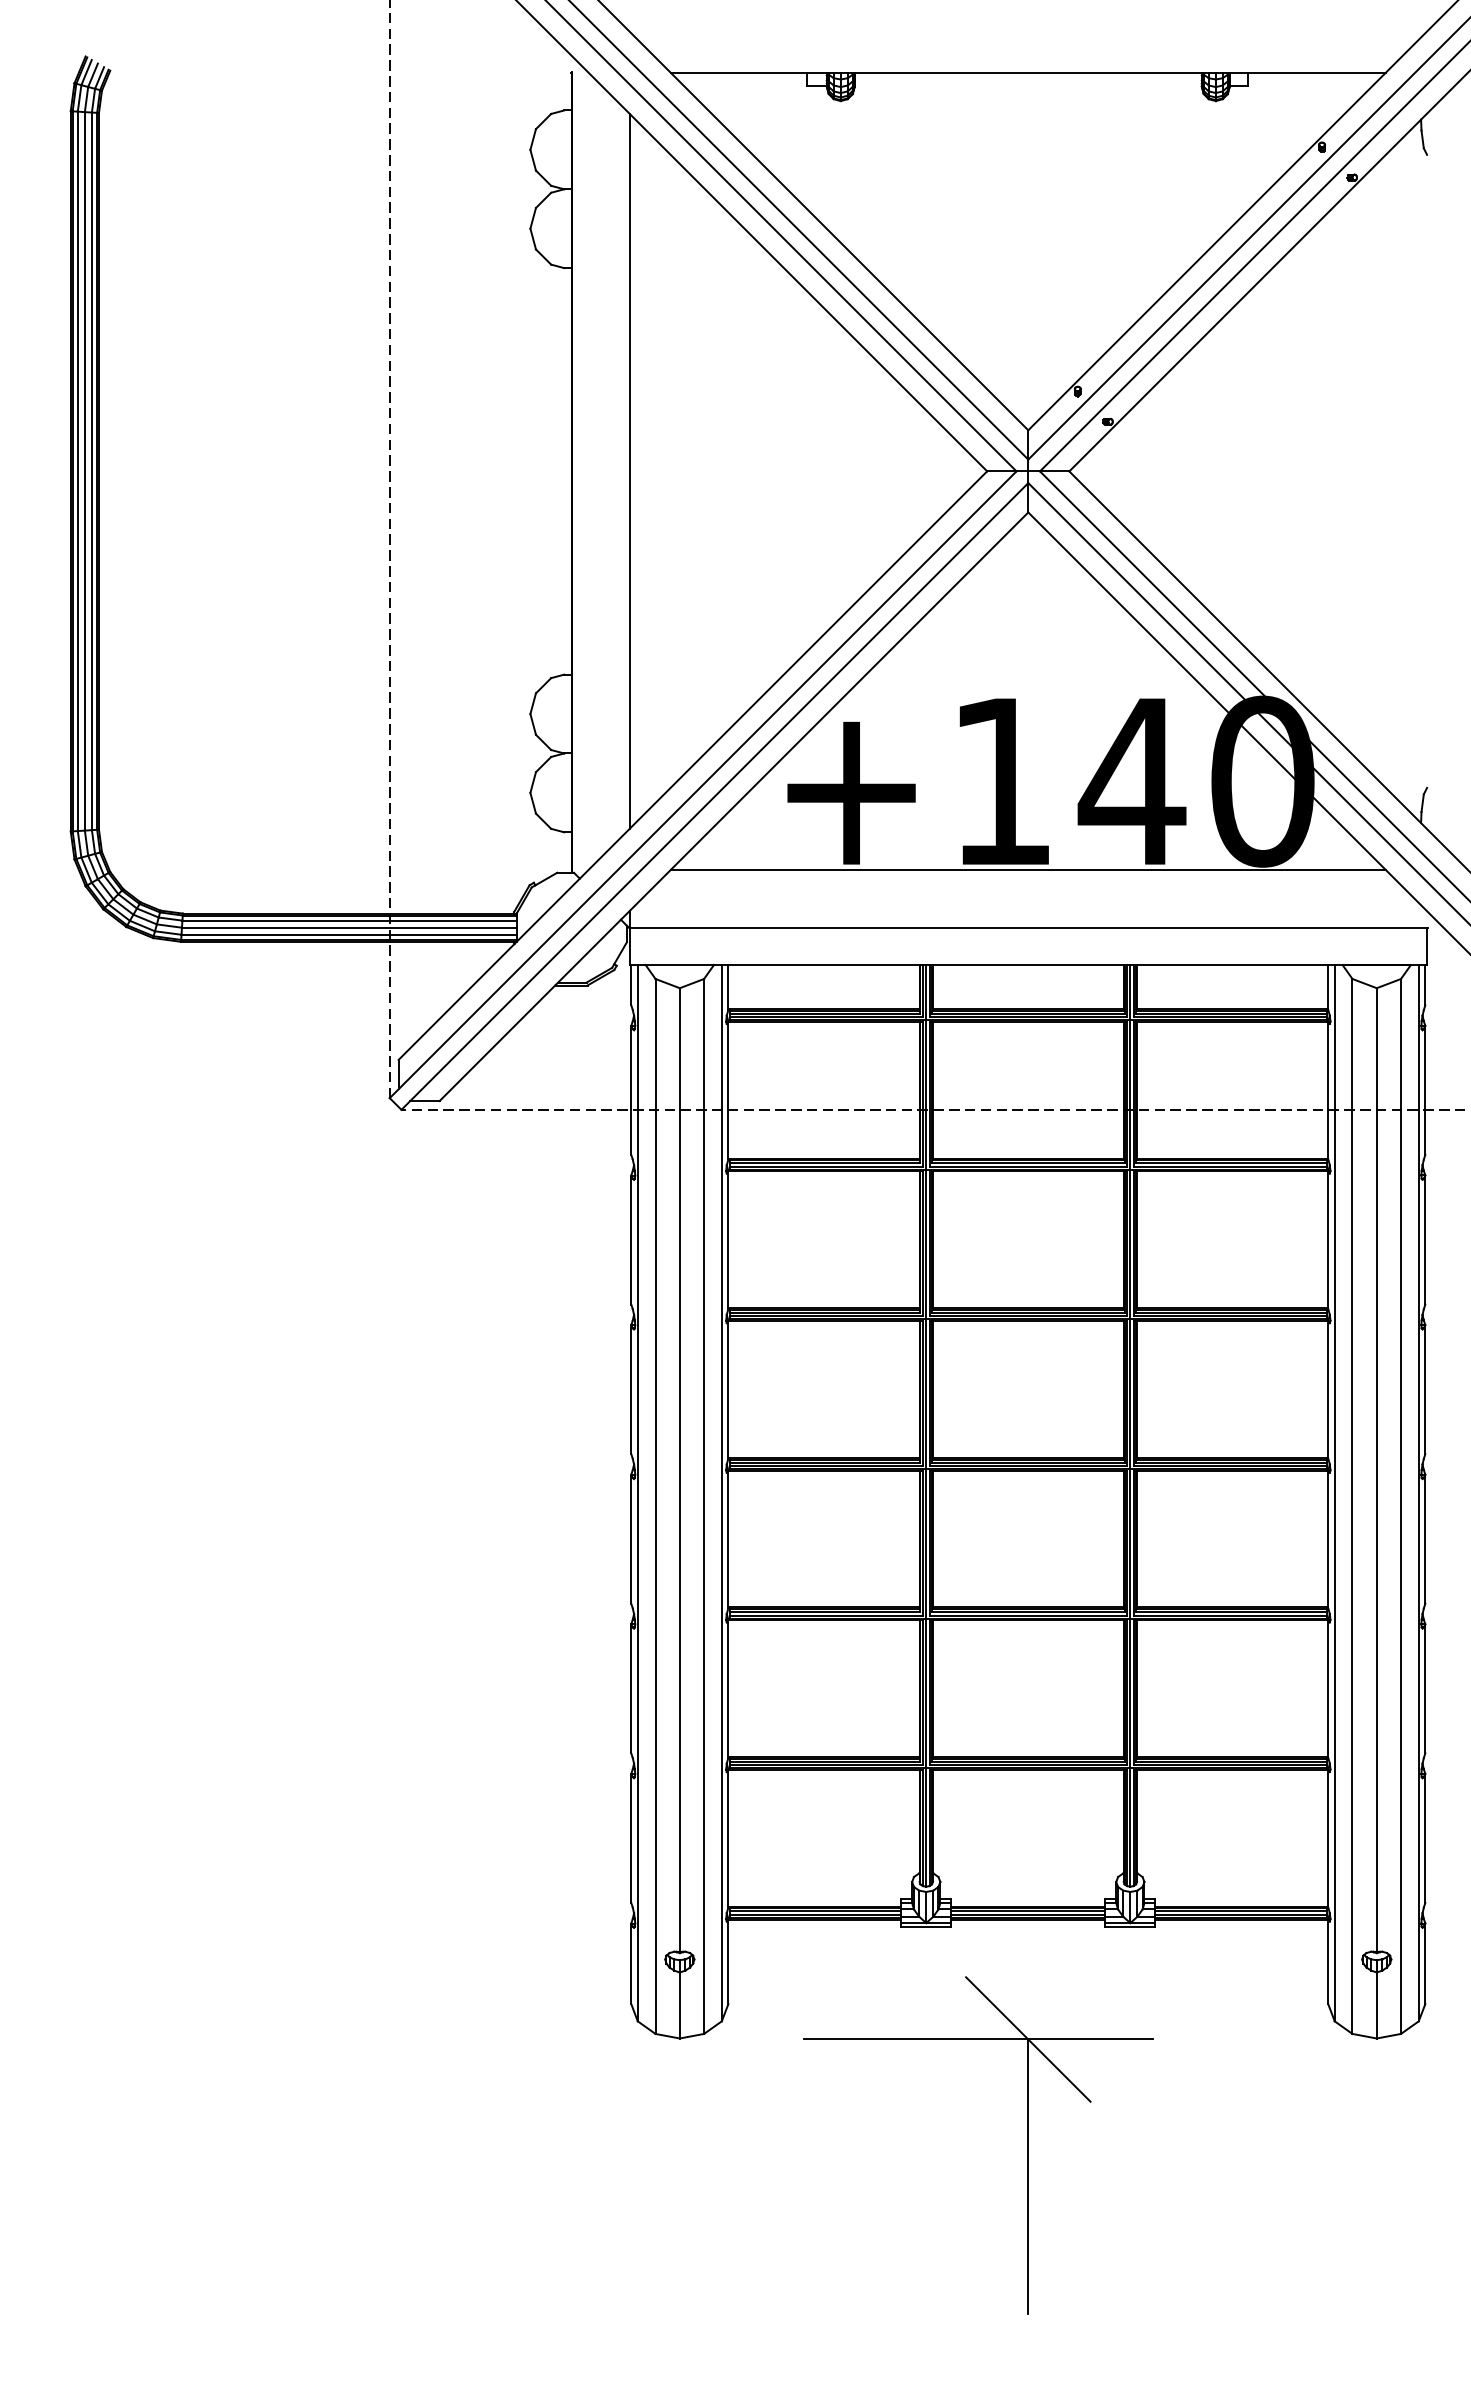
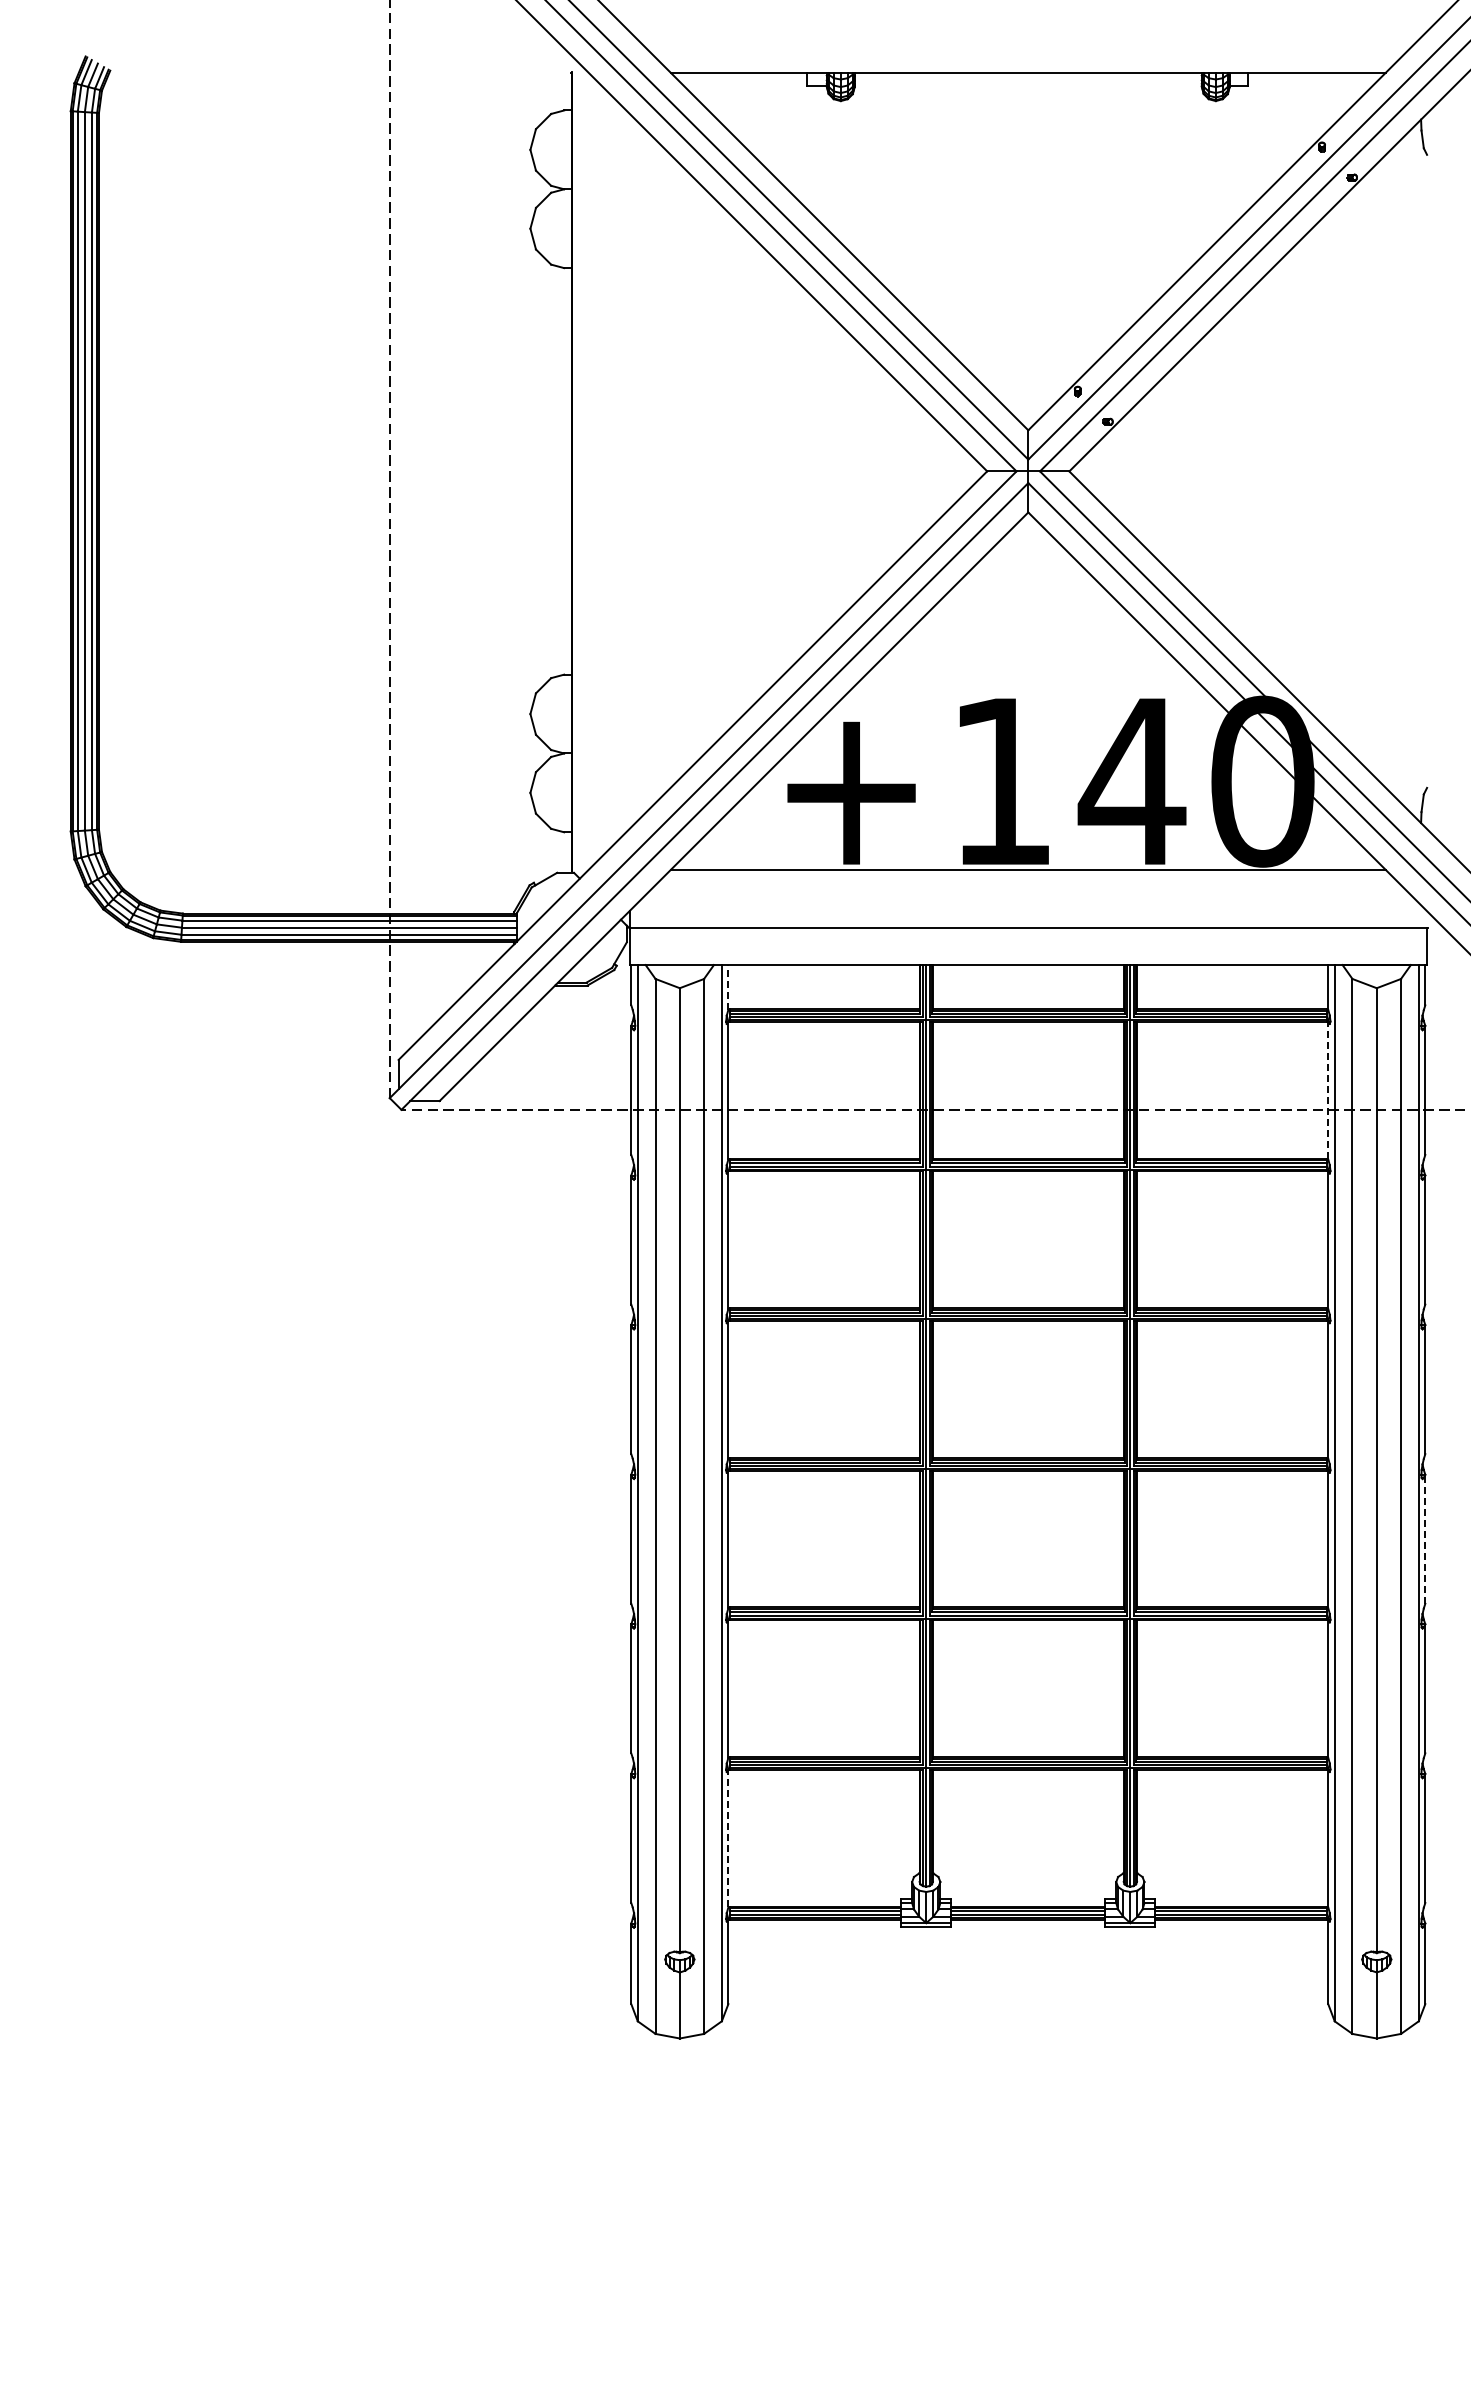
line: present -> none (629, 471)
line: solid -> dashed (728, 986)
line: solid -> dashed (1328, 1090)
line: solid -> dashed (1425, 1539)
line: solid -> dashed (728, 1838)
part: present -> none (1027, 2145)
